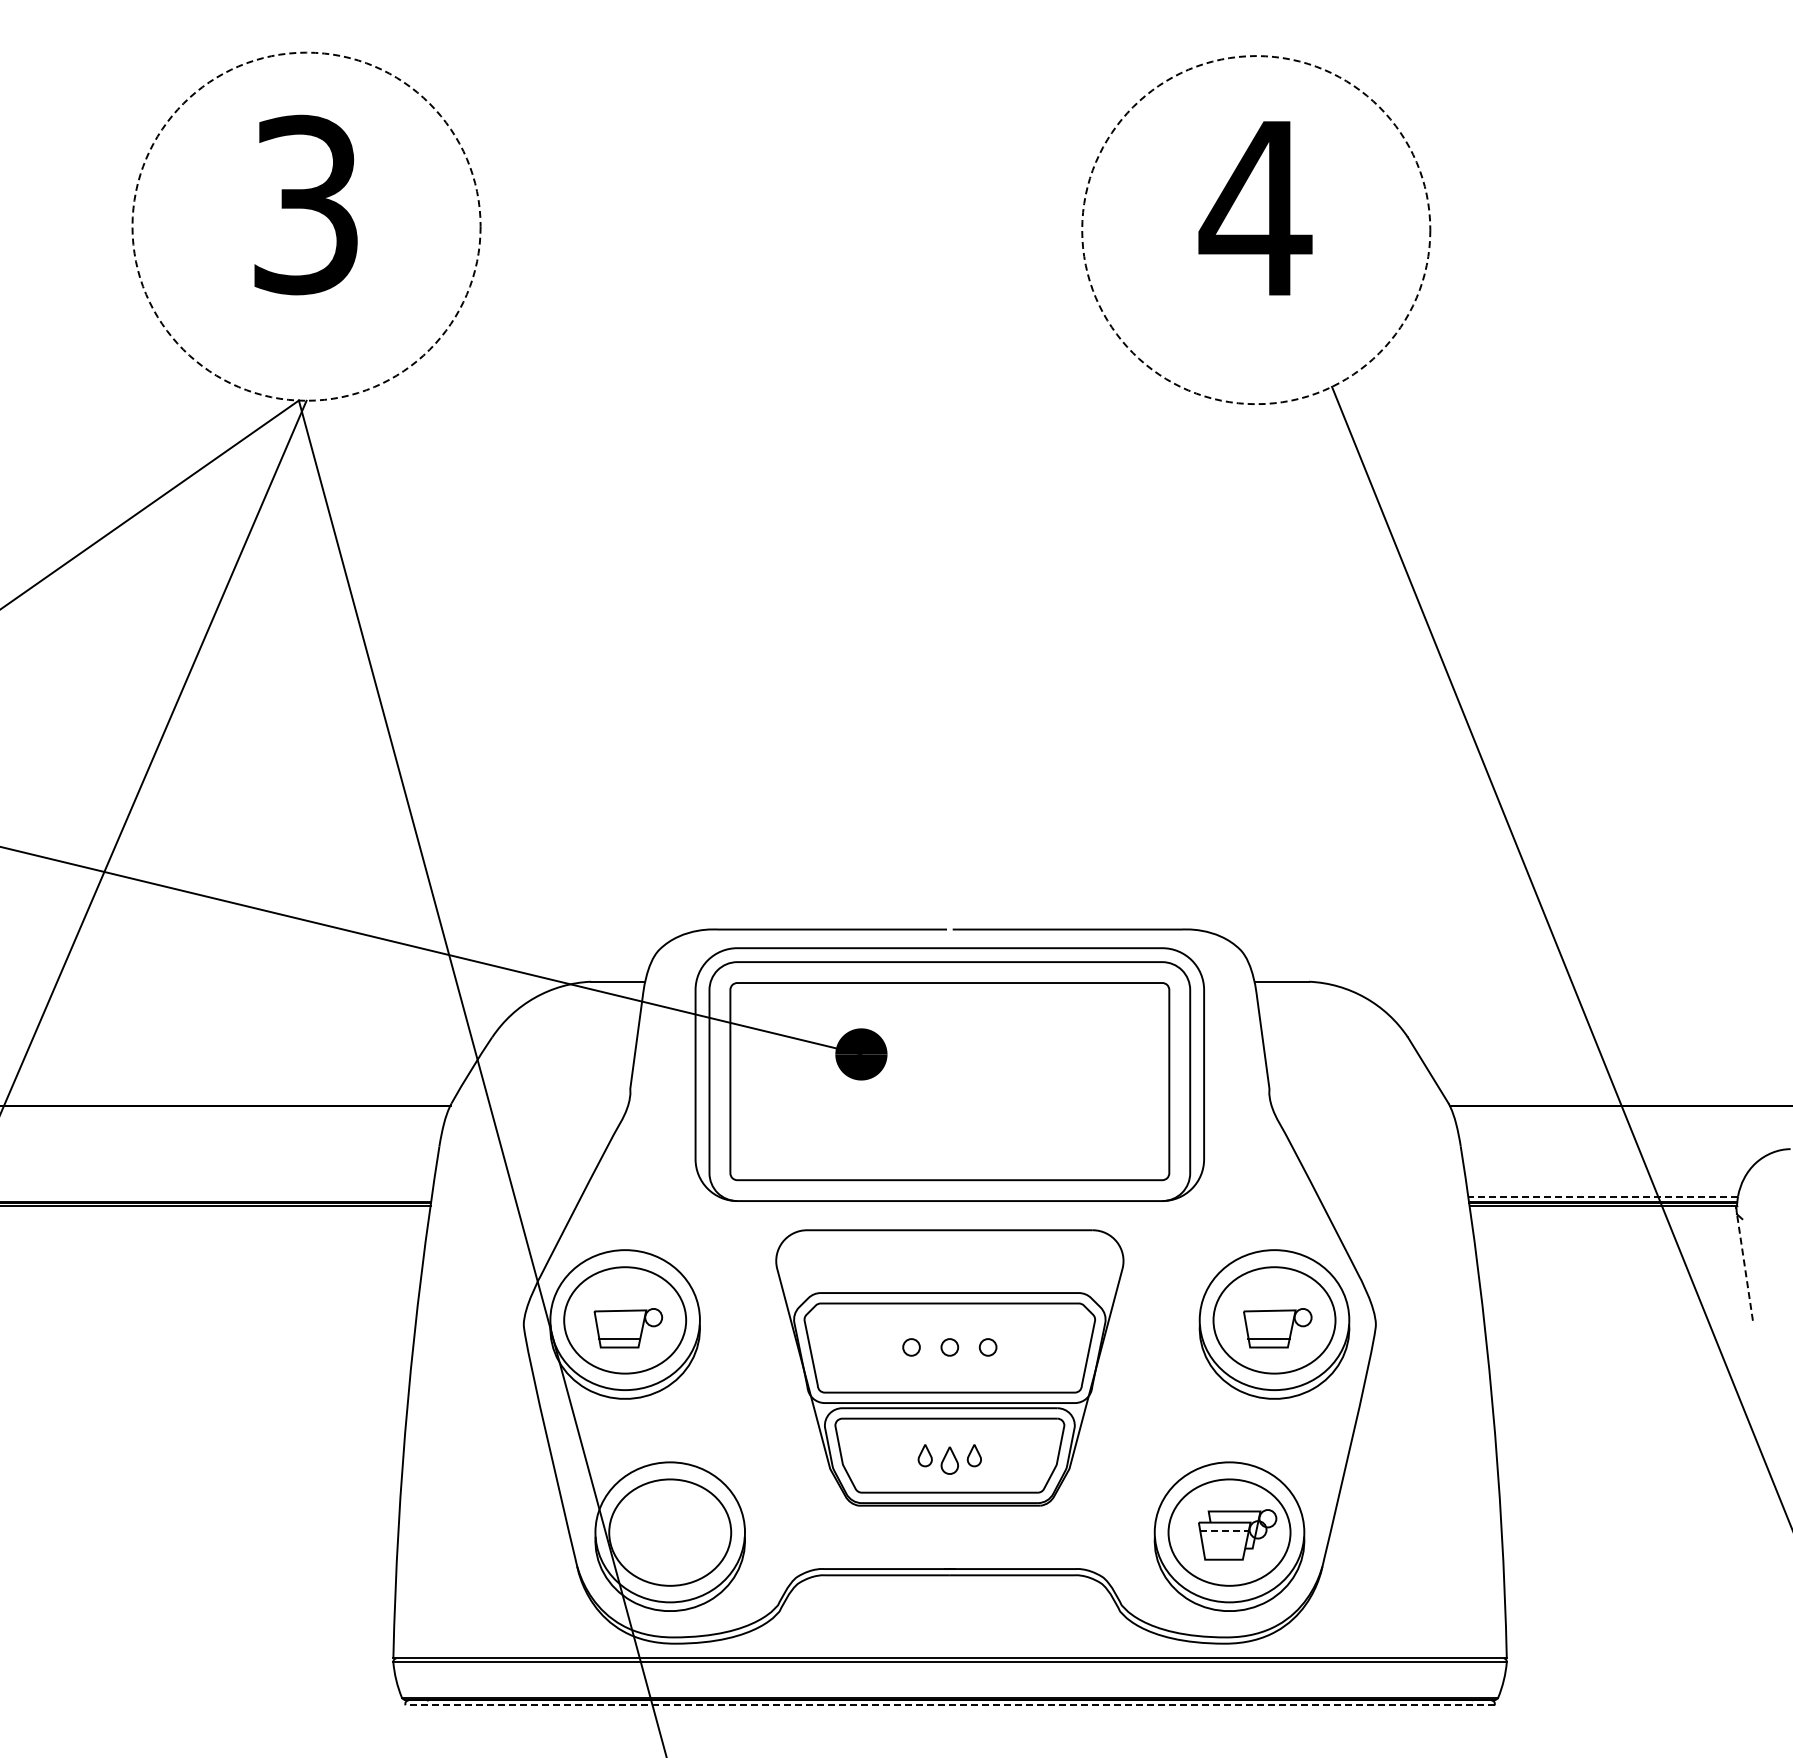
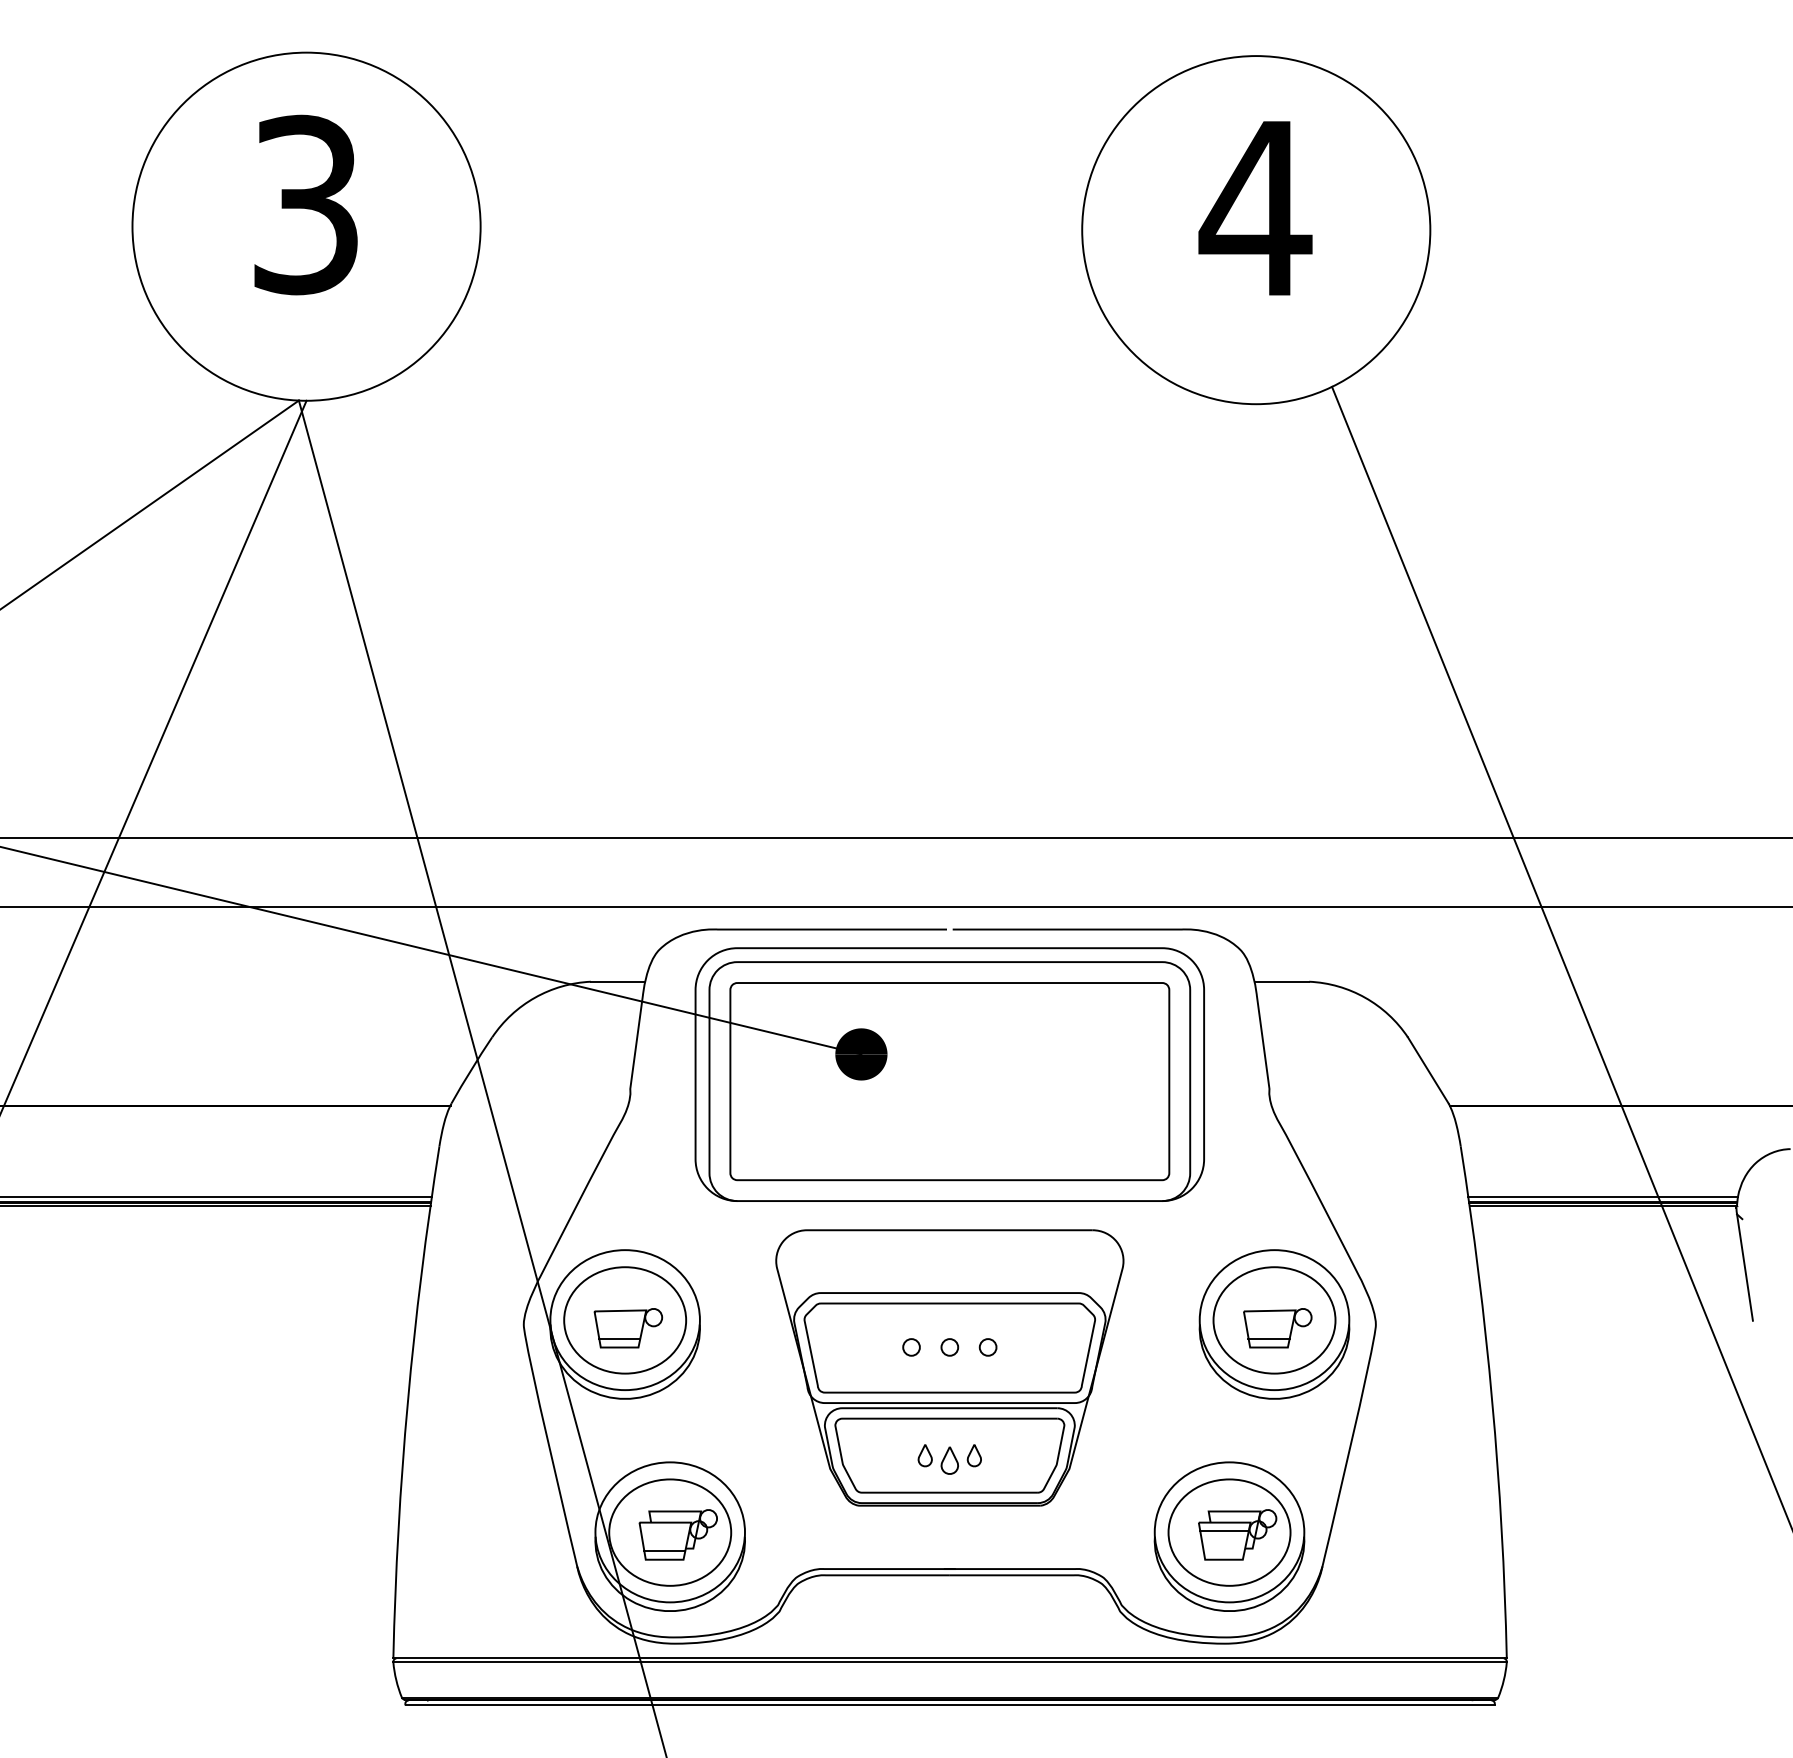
circle: dashed -> solid (306, 226)
circle: dashed -> solid (1256, 230)
line: none -> present (895, 837)
line: none -> present (895, 907)
line: none -> present (216, 1196)
line: dashed -> solid (1603, 1196)
line: dashed -> solid (1744, 1267)
line: dashed -> solid (1225, 1530)
part: none -> present (677, 1534)
line: dashed -> solid (950, 1705)
